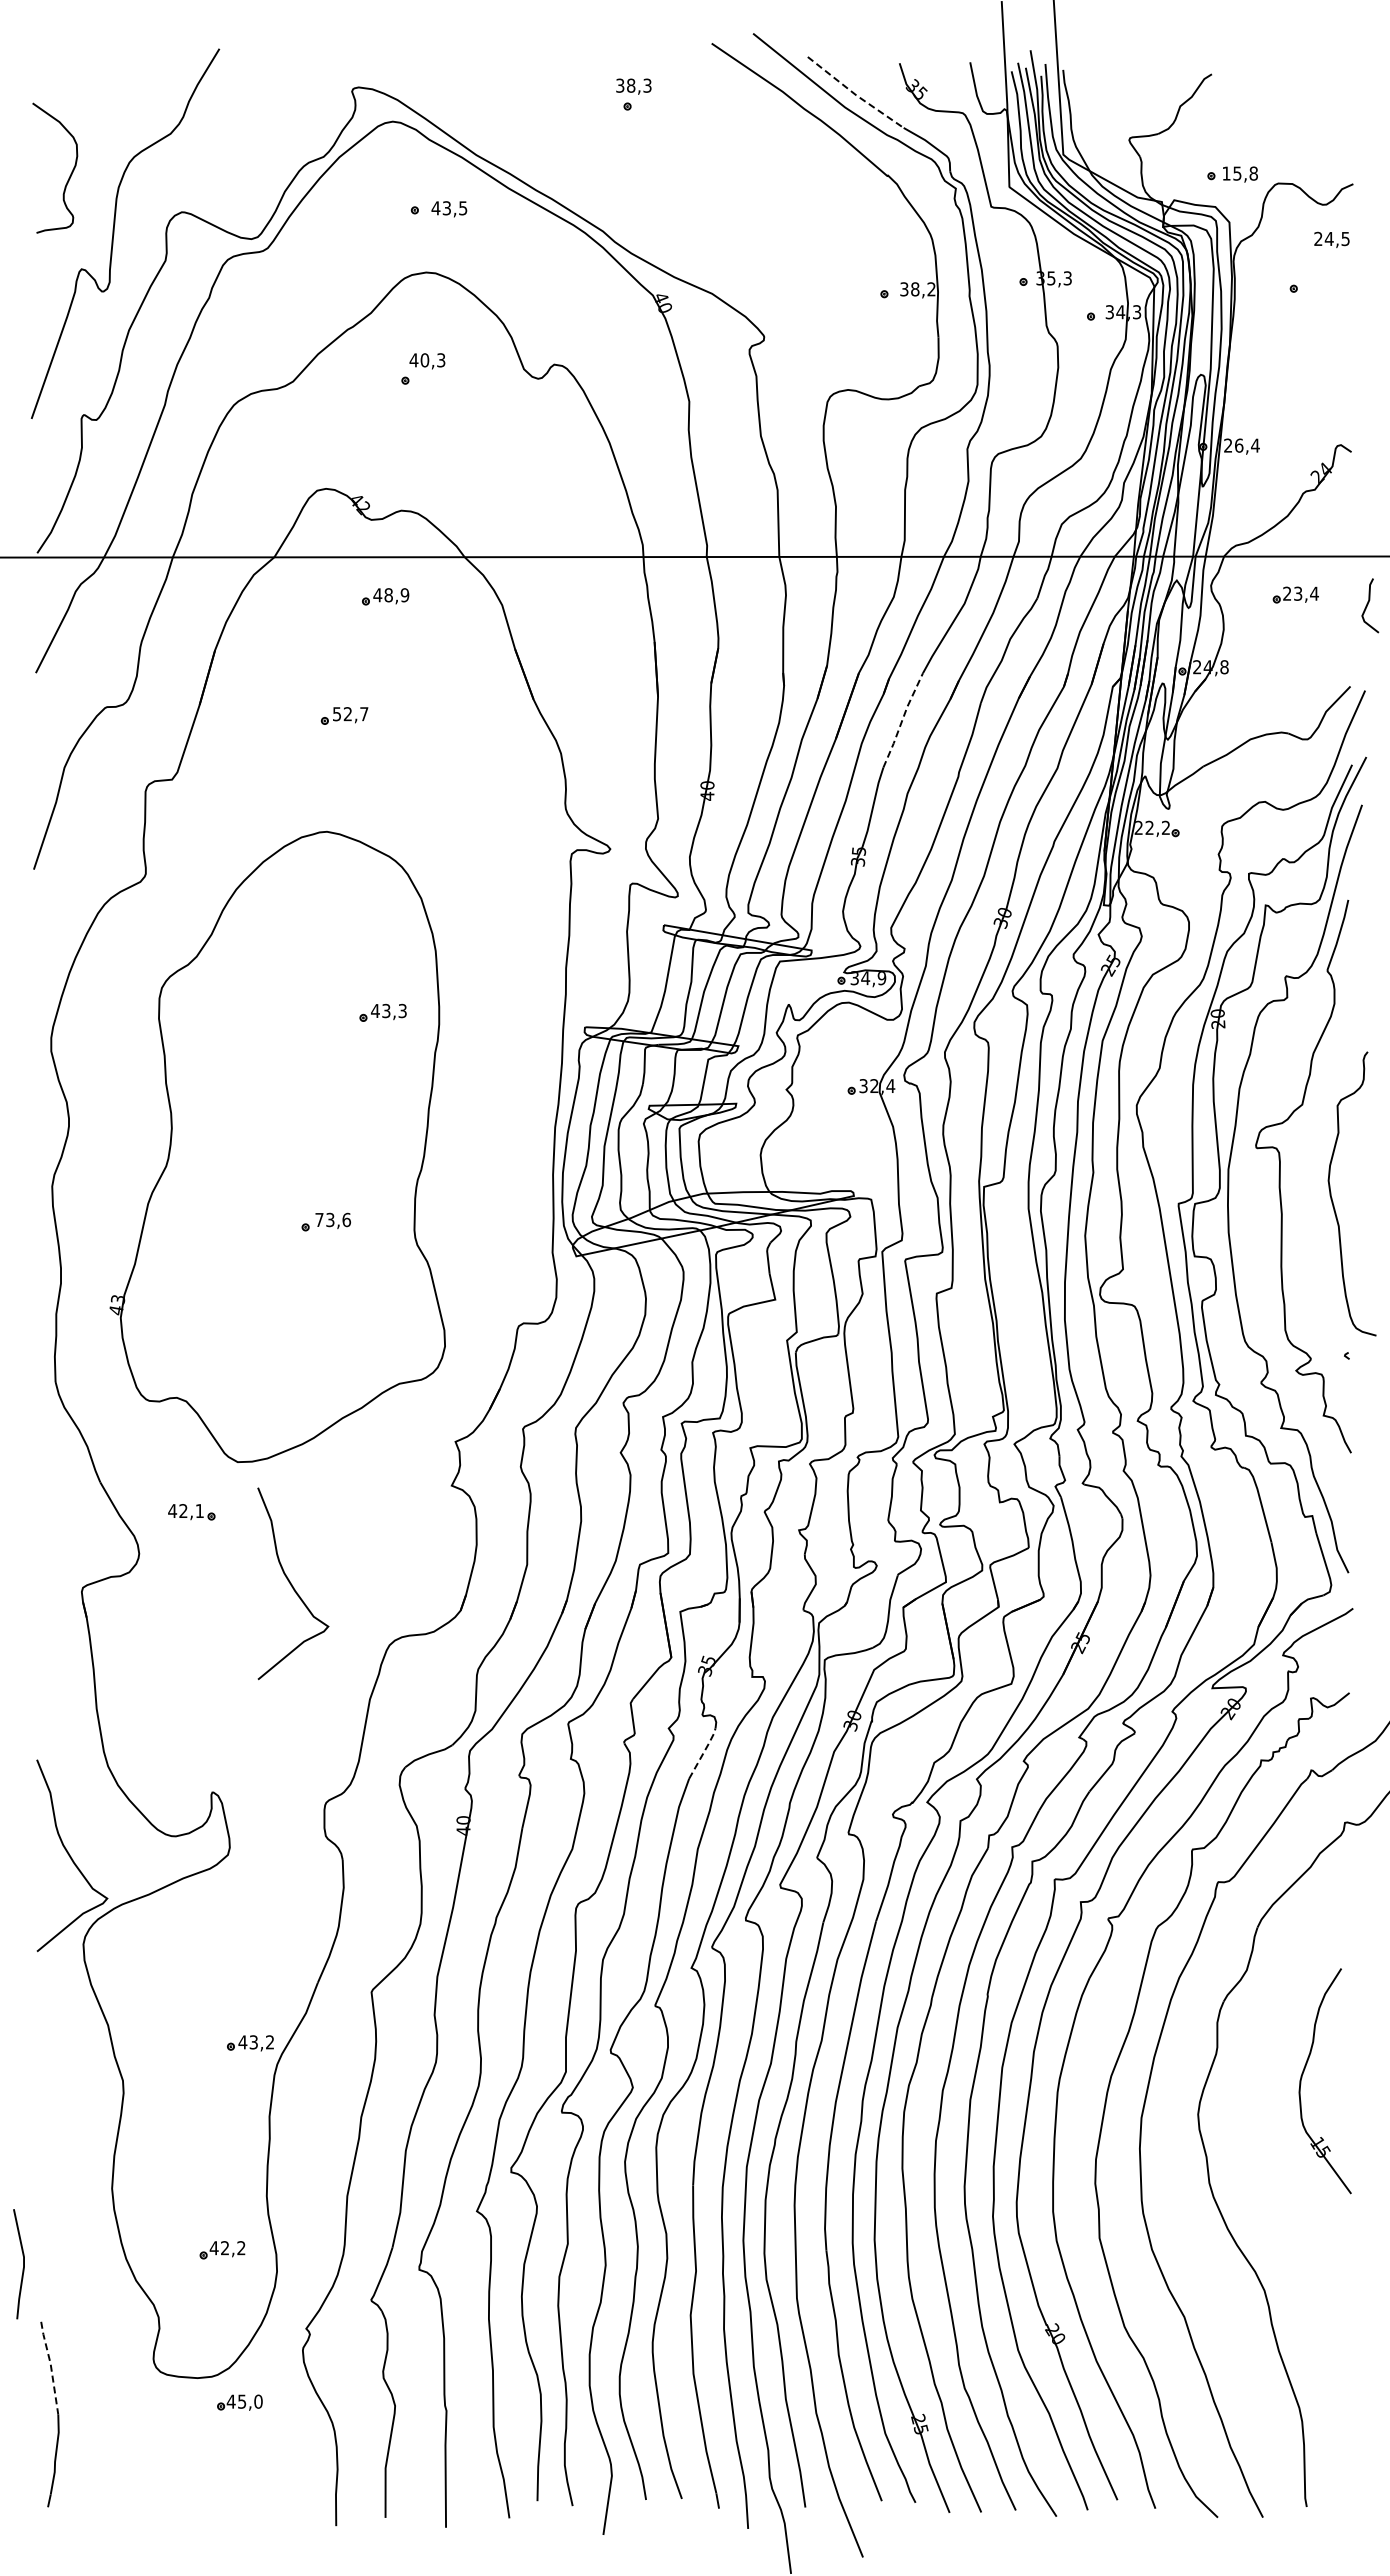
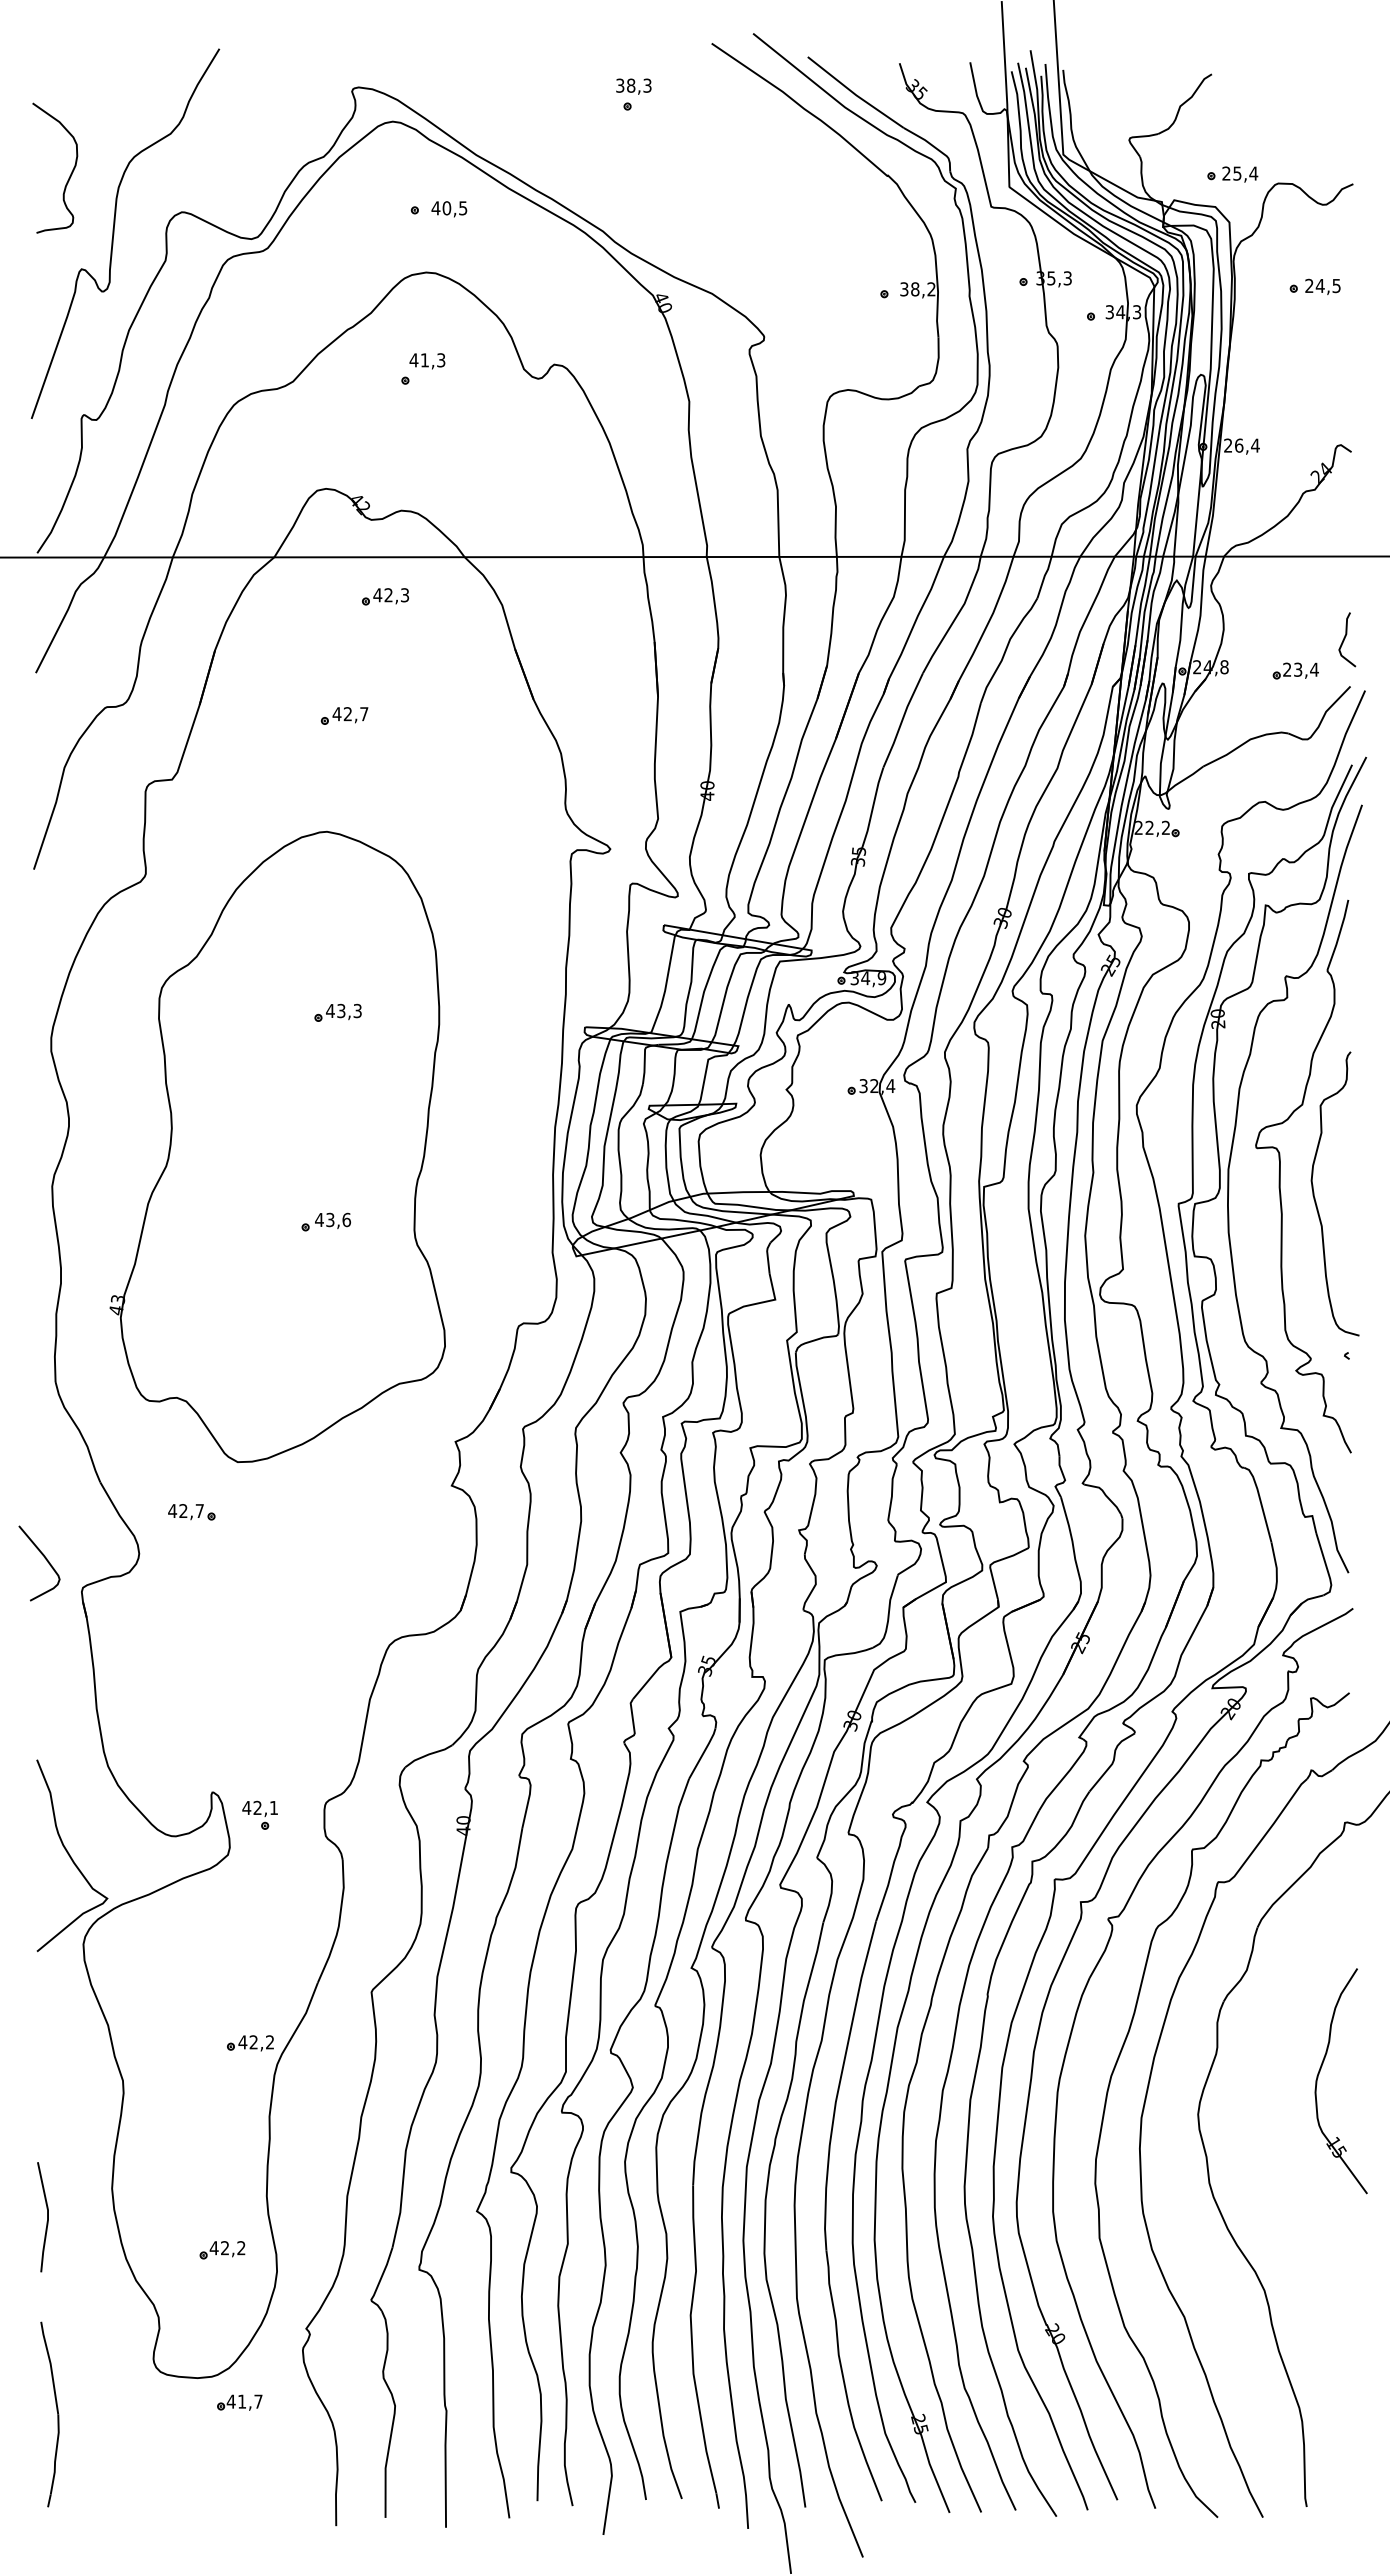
line: dashed -> solid (855, 94)
text: 15,8 -> 25,4 (1240, 173)
text: 43,5 -> 40,5 (446, 208)
text position: (1331, 239) -> (1322, 286) (1322, 286)
text: 40,3 -> 41,3 (424, 360)
part position: (1295, 594) -> (1295, 670) (1295, 670)
text: 48,9 -> 42,3 (396, 595)
curve position: (1368, 604) -> (1345, 638) (1345, 638)
text: 52,7 -> 42,7 (336, 714)
line: dashed -> solid (902, 720)
part position: (382, 1012) -> (337, 1012) (337, 1012)
curve position: (1332, 1197) -> (1315, 1197) (1315, 1197)
text: 73,6 -> 43,6 (319, 1219)
text: 42,1 -> 42,7 (199, 1510)
curve: none -> present (44, 1558)
curve: present -> none (292, 1584)
line: dashed -> solid (703, 1752)
part: none -> present (259, 1814)
text: 43,2 -> 42,2 (253, 2042)
part position: (1303, 2074) -> (1319, 2074) (1319, 2074)
line position: (23, 2264) -> (47, 2217) (47, 2217)
line: dashed -> solid (51, 2366)
text: 45,0 -> 41,7 (250, 2401)
